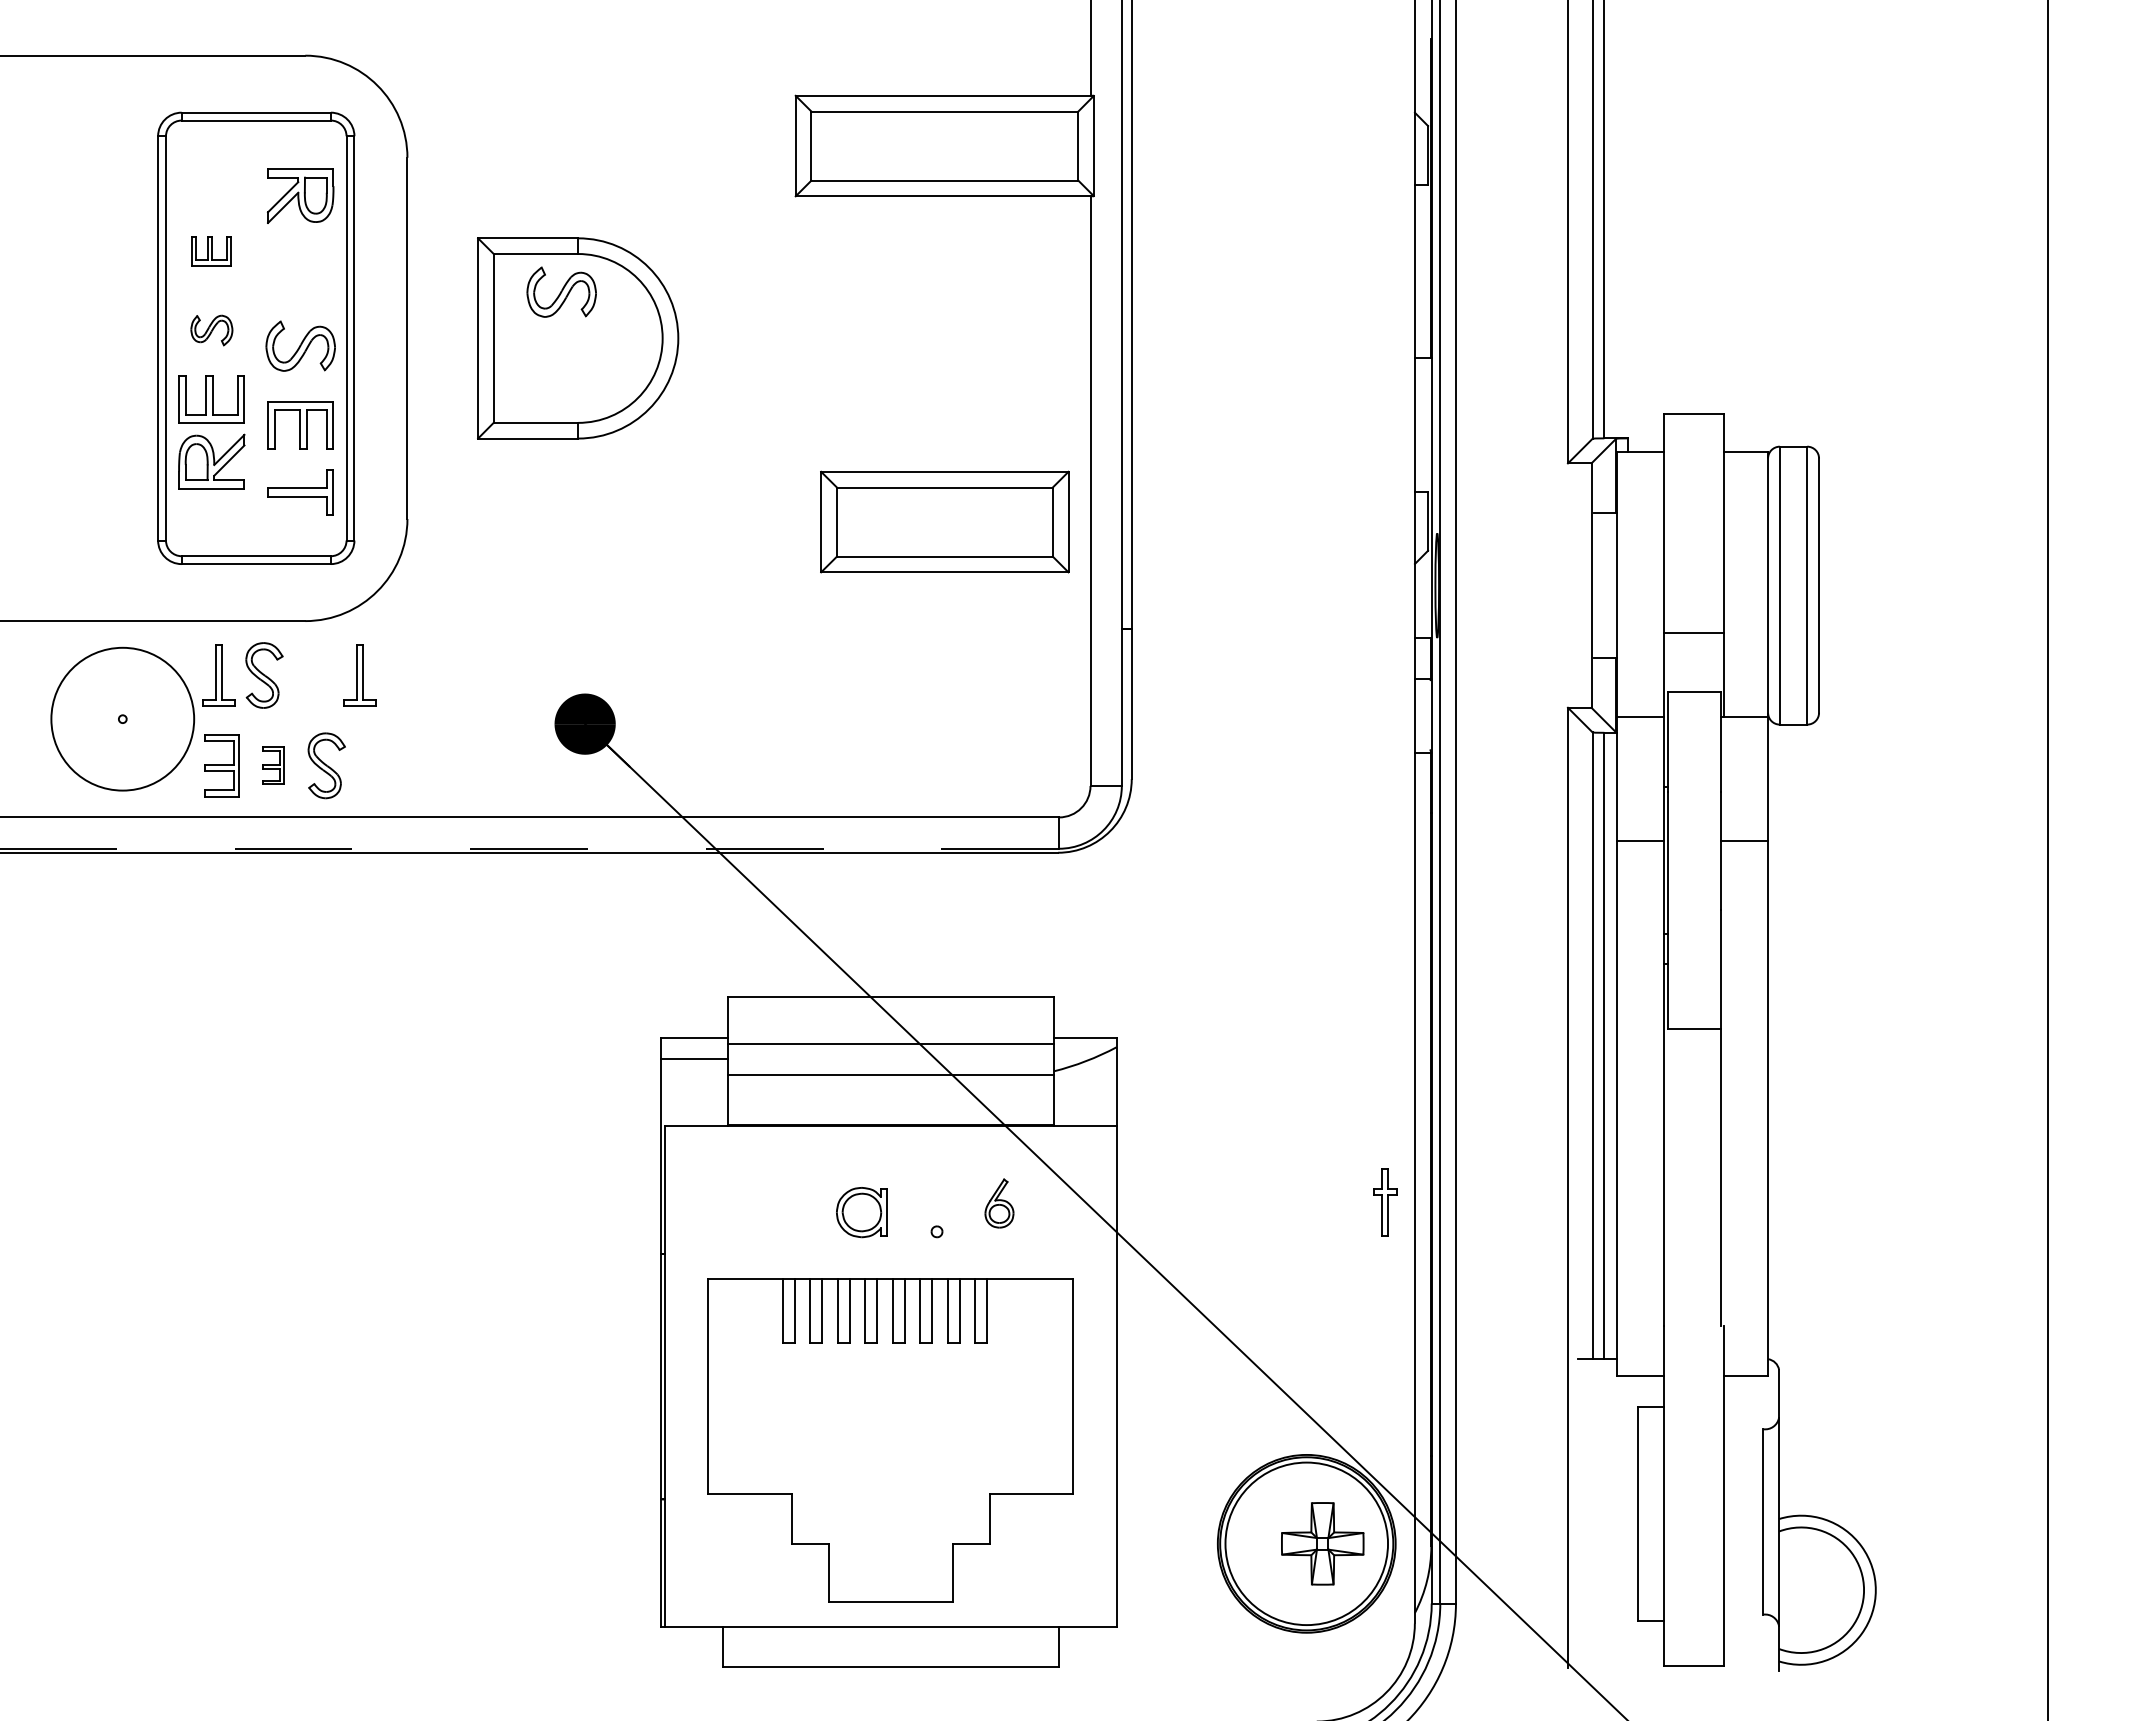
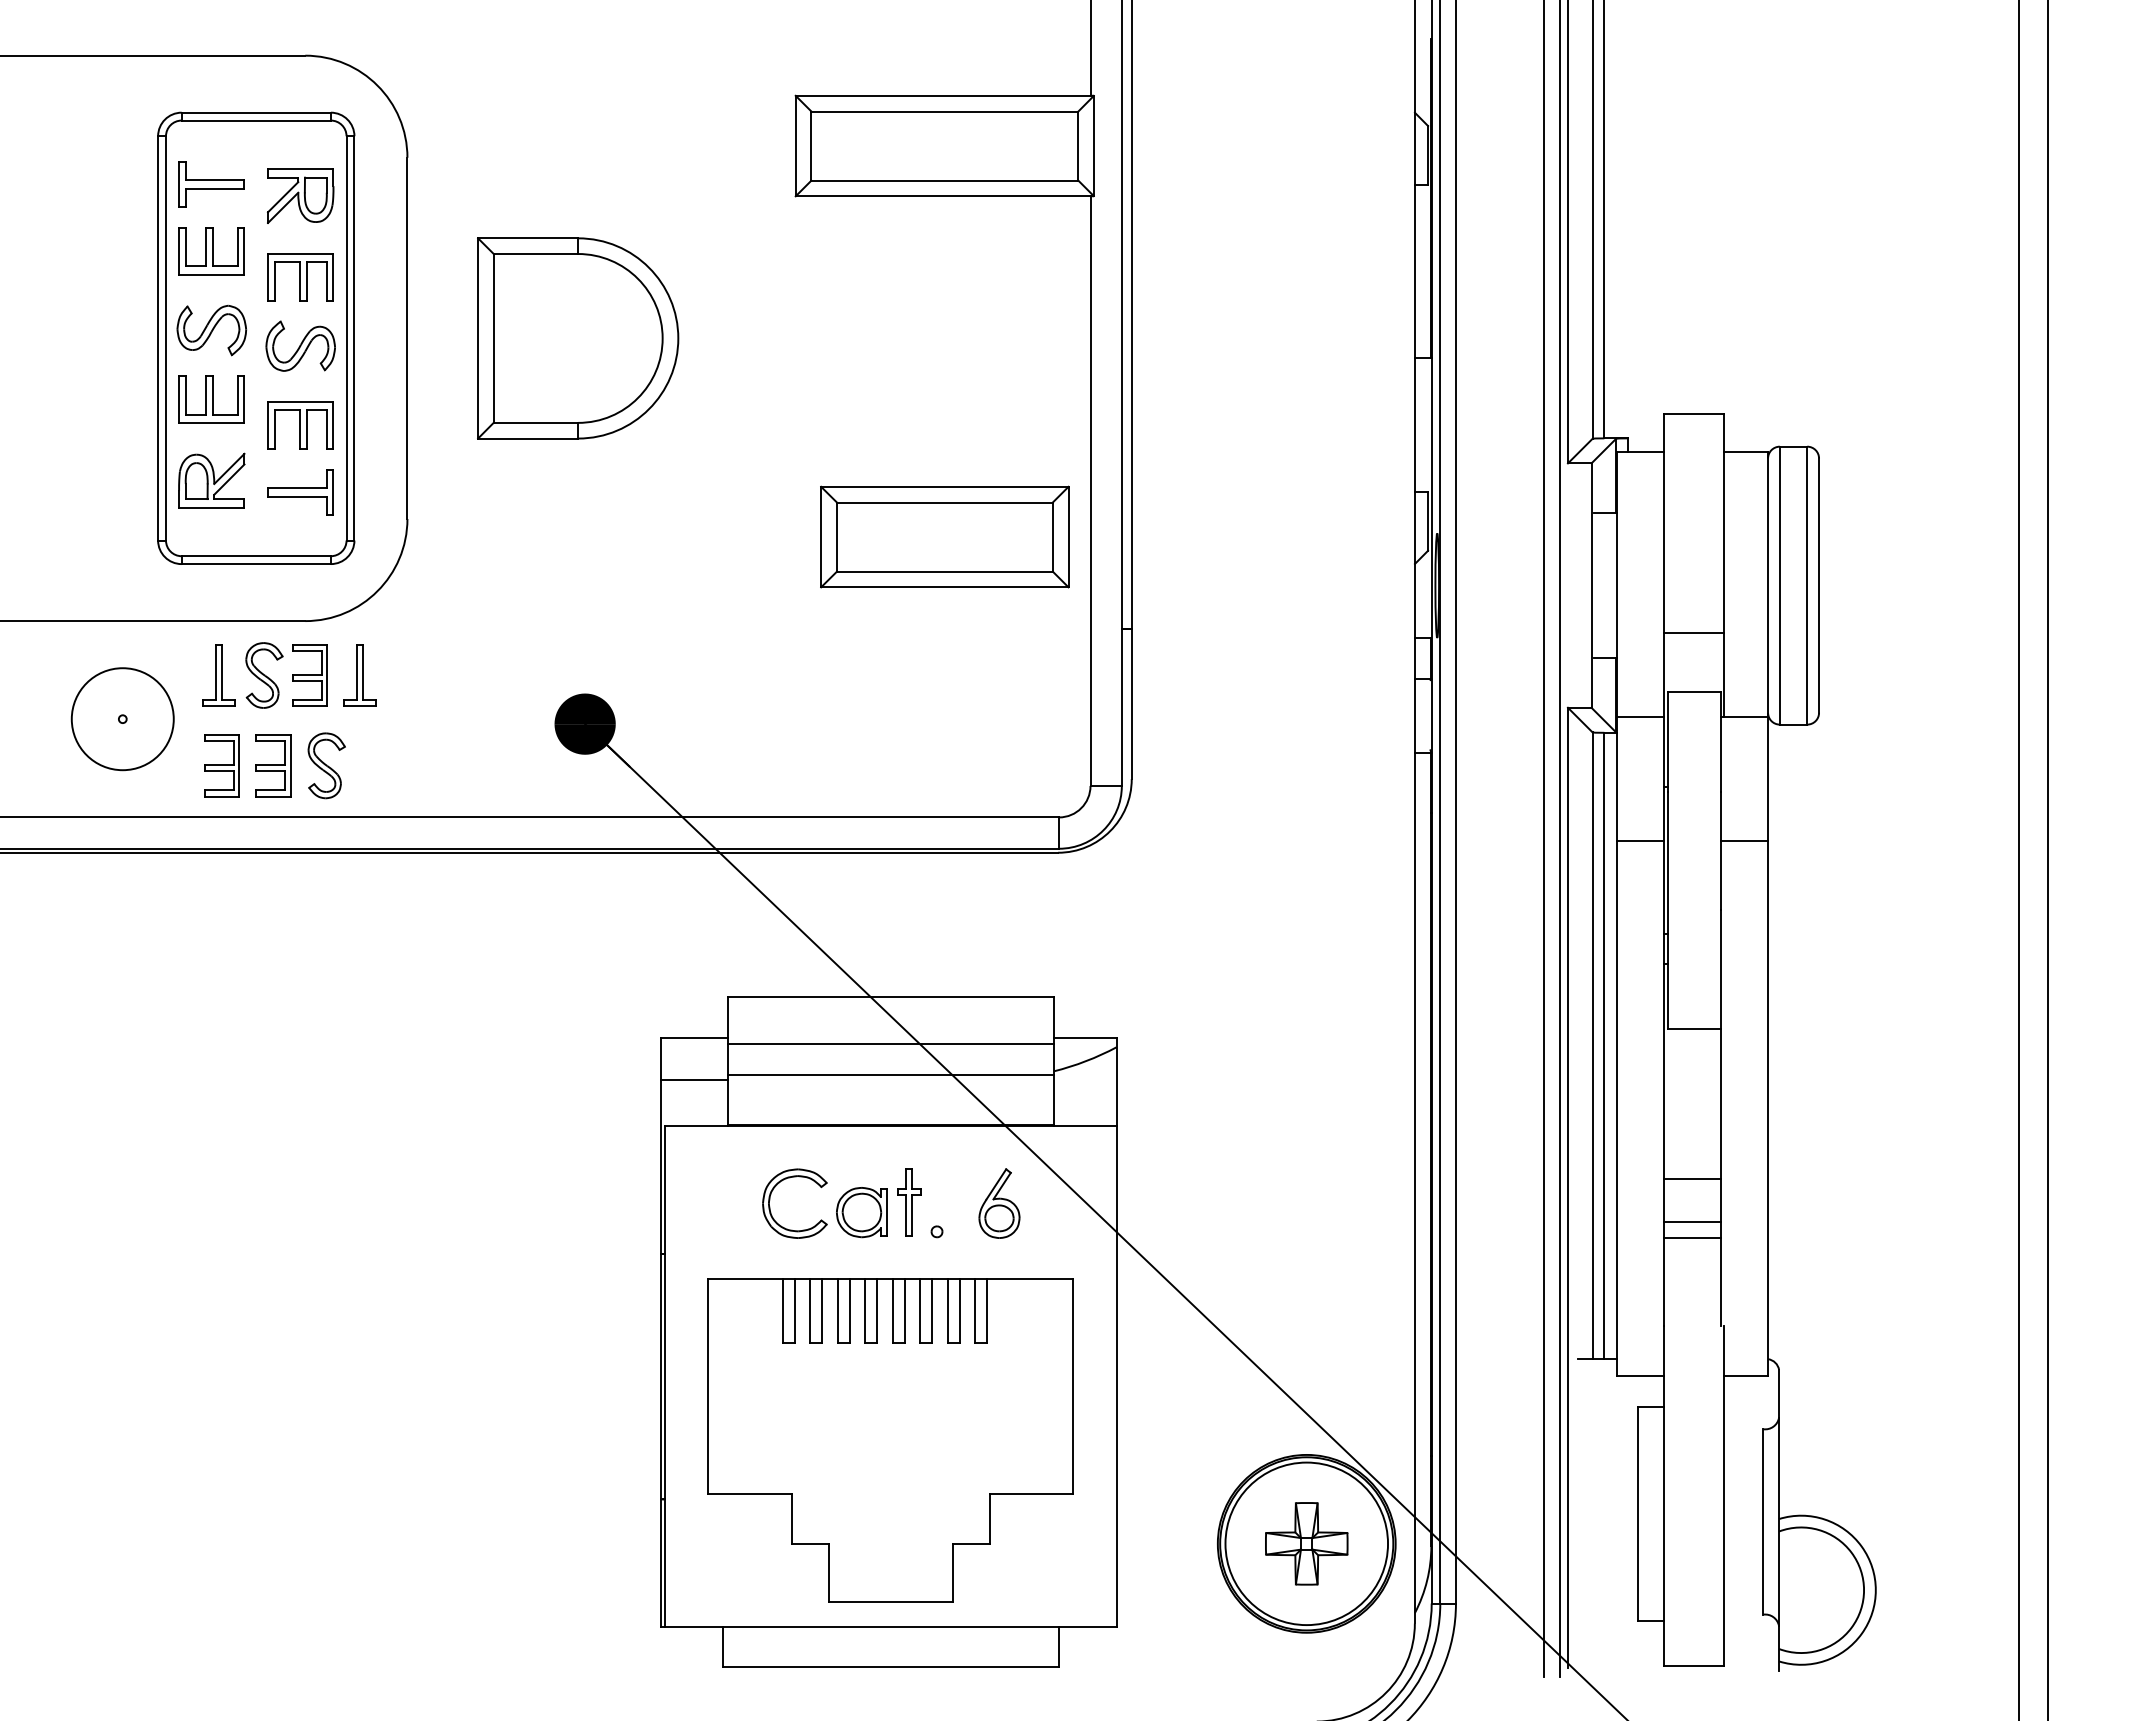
part: none -> present (211, 184)
part size: 41x31 px -> 67x49 px (211, 251)
part: none -> present (300, 277)
part: present -> none (561, 291)
part size: 44x33 px -> 72x53 px (211, 330)
part position: (211, 461) -> (211, 480) (211, 480)
part position: (944, 521) -> (944, 536) (944, 536)
part: none -> present (309, 675)
circle diameter: 143 px -> 102 px (122, 719)
part size: 23x39 px -> 37x64 px (273, 765)
line: none -> present (1543, 839)
line: none -> present (1559, 839)
line: dashed -> solid (529, 848)
line: none -> present (2018, 859)
line position: (694, 1058) -> (694, 1079) (694, 1079)
line: none -> present (1691, 1179)
part: none -> present (770, 1200)
part position: (1385, 1202) -> (909, 1202) (909, 1202)
part size: 31x51 px -> 43x71 px (999, 1203)
line: none -> present (1691, 1221)
line: none -> present (1691, 1237)
part position: (1322, 1543) -> (1306, 1543) (1306, 1543)
